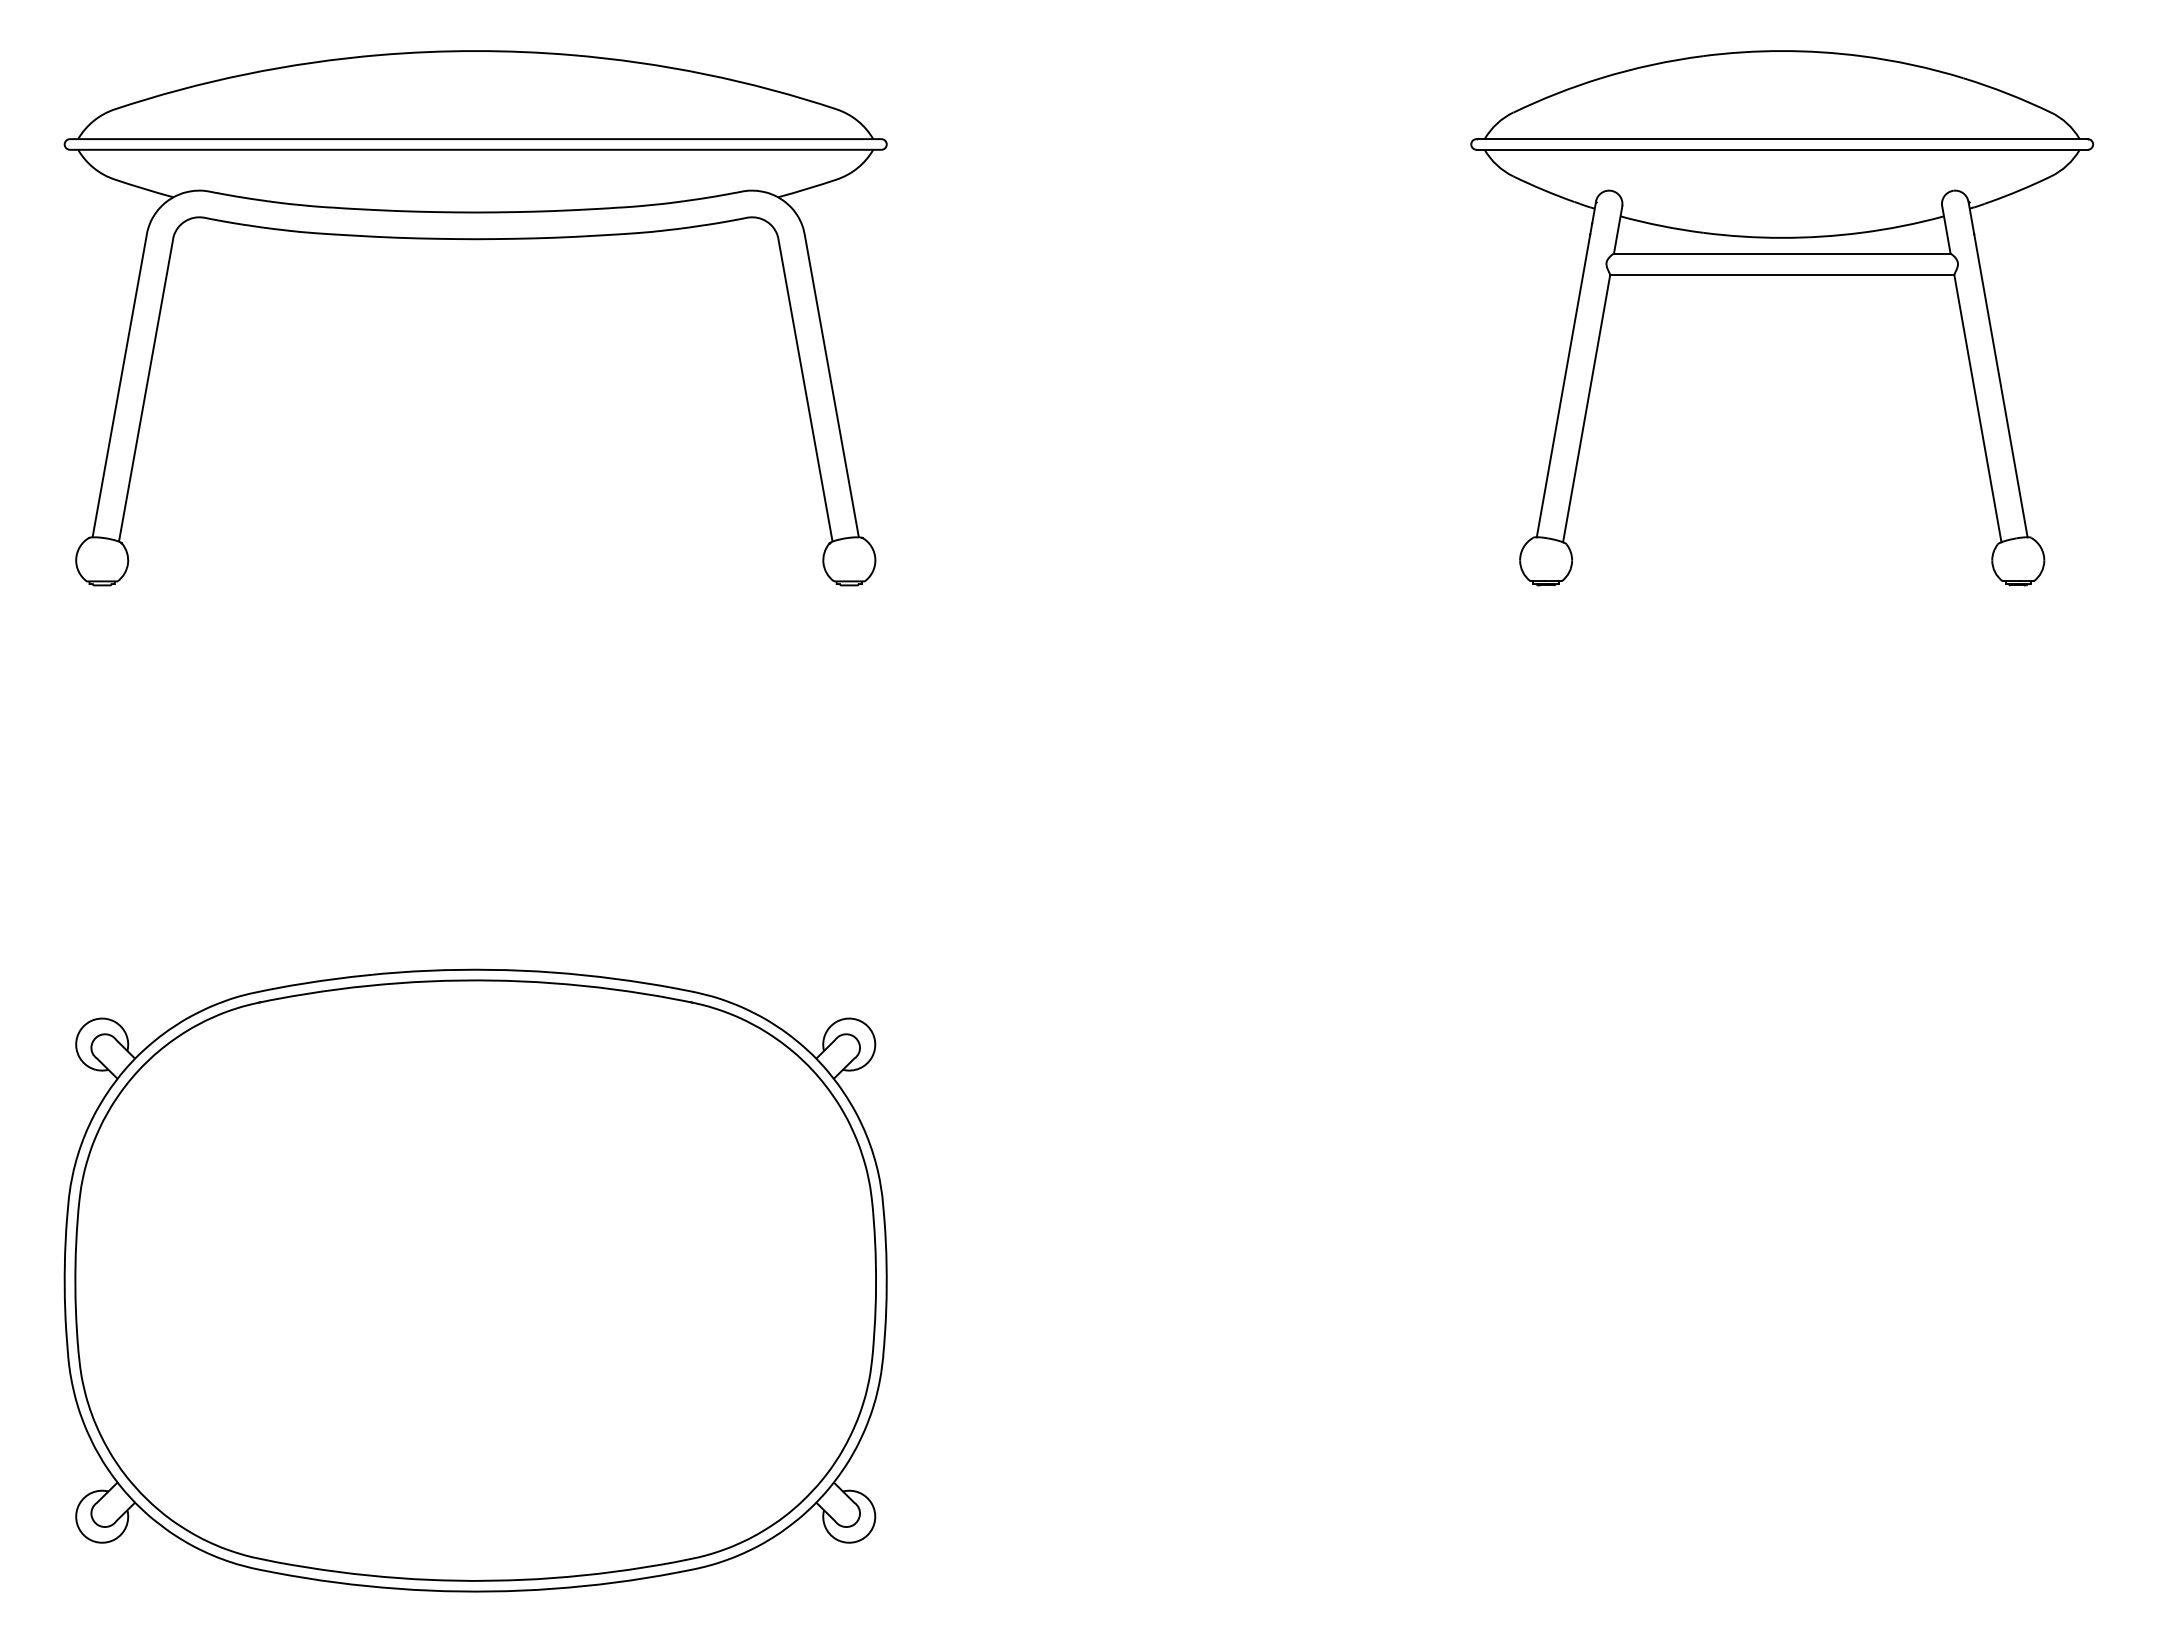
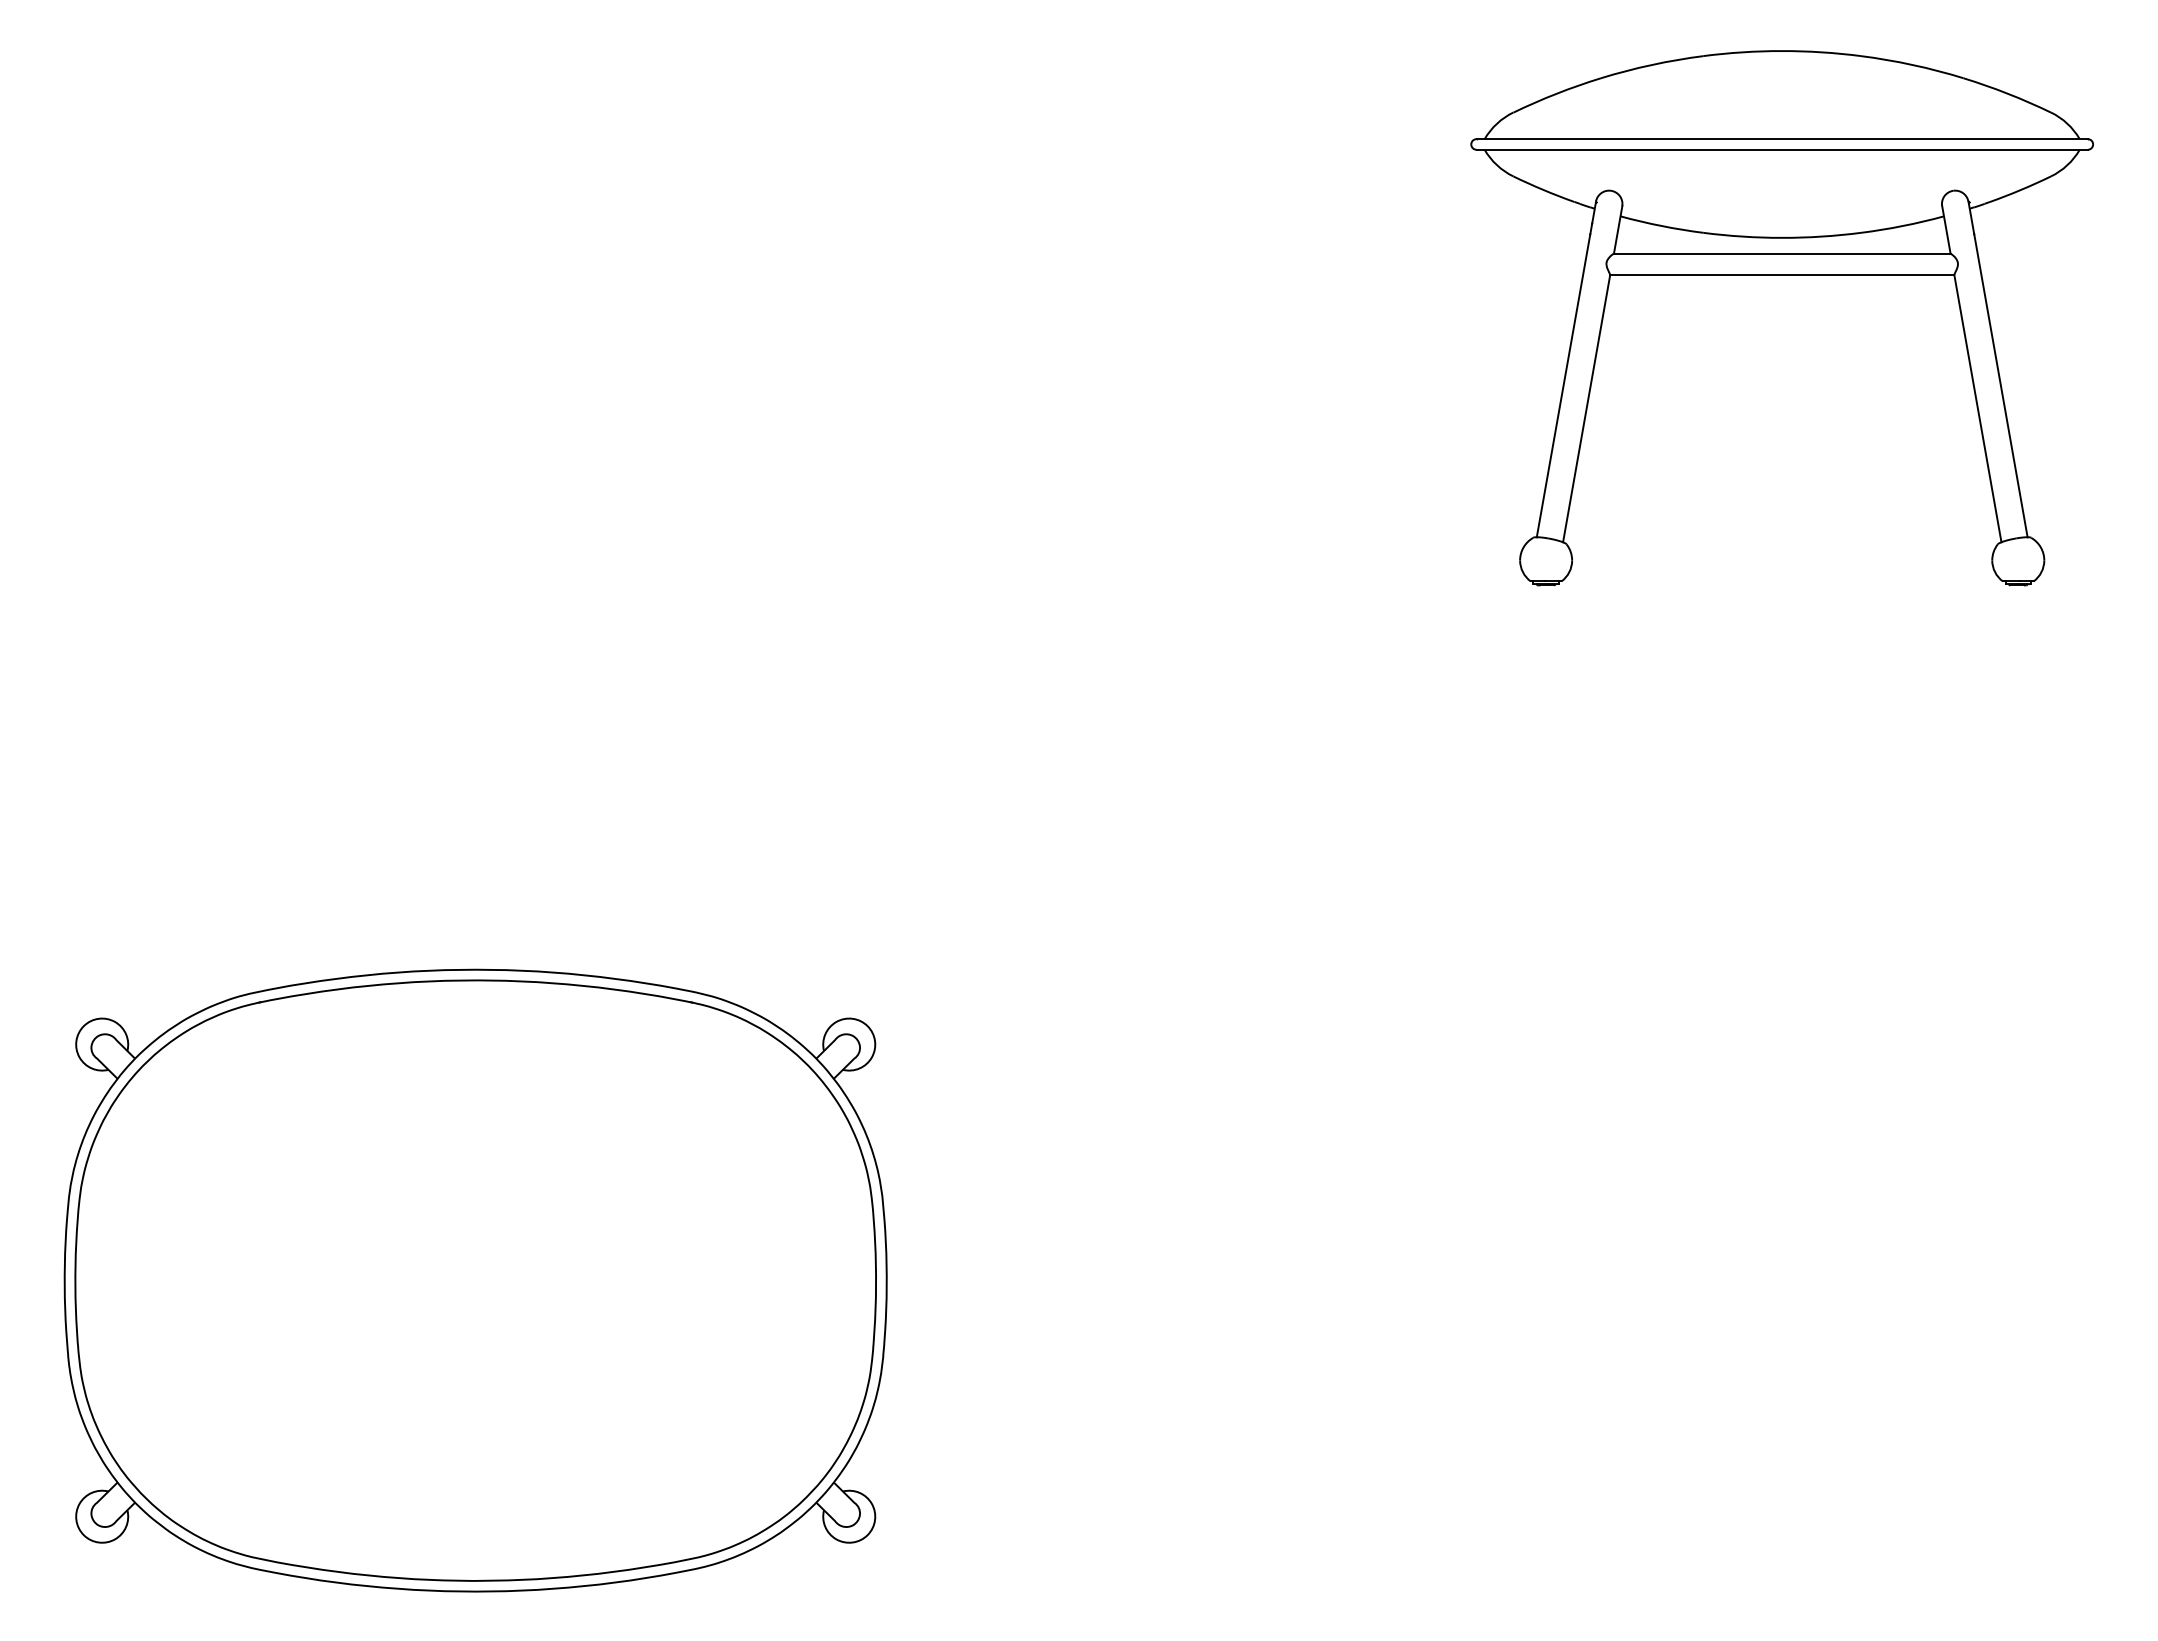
part: present -> none (475, 240)
